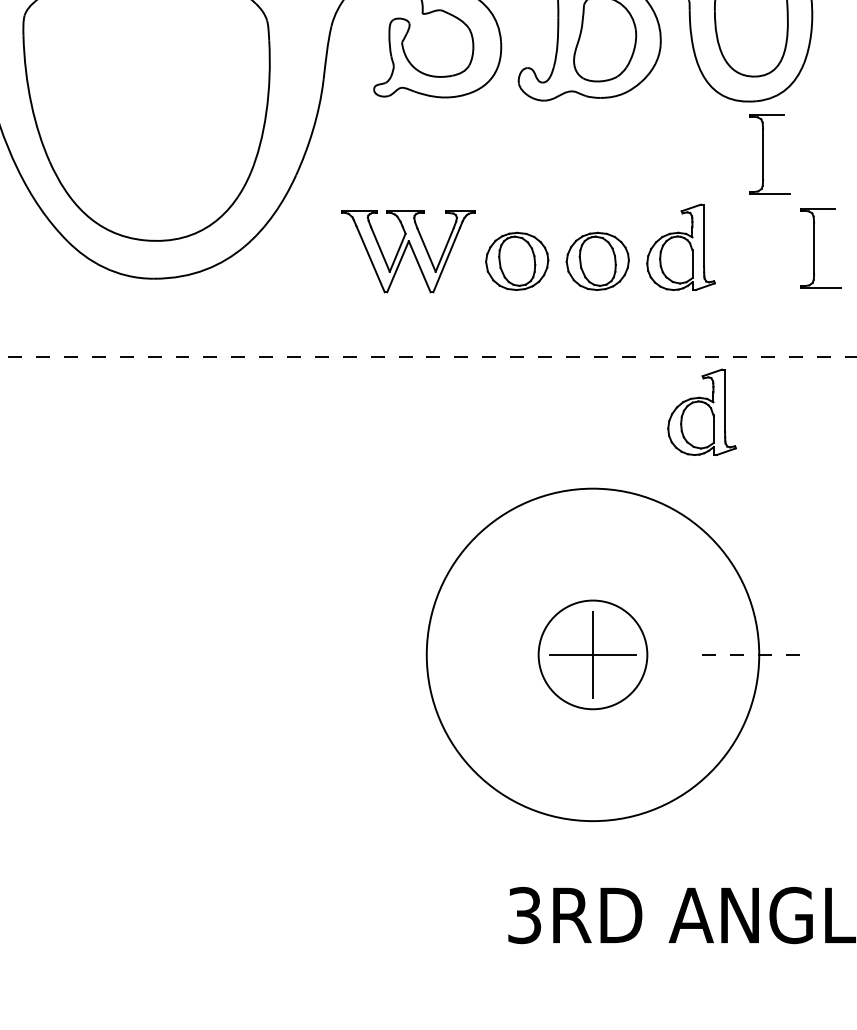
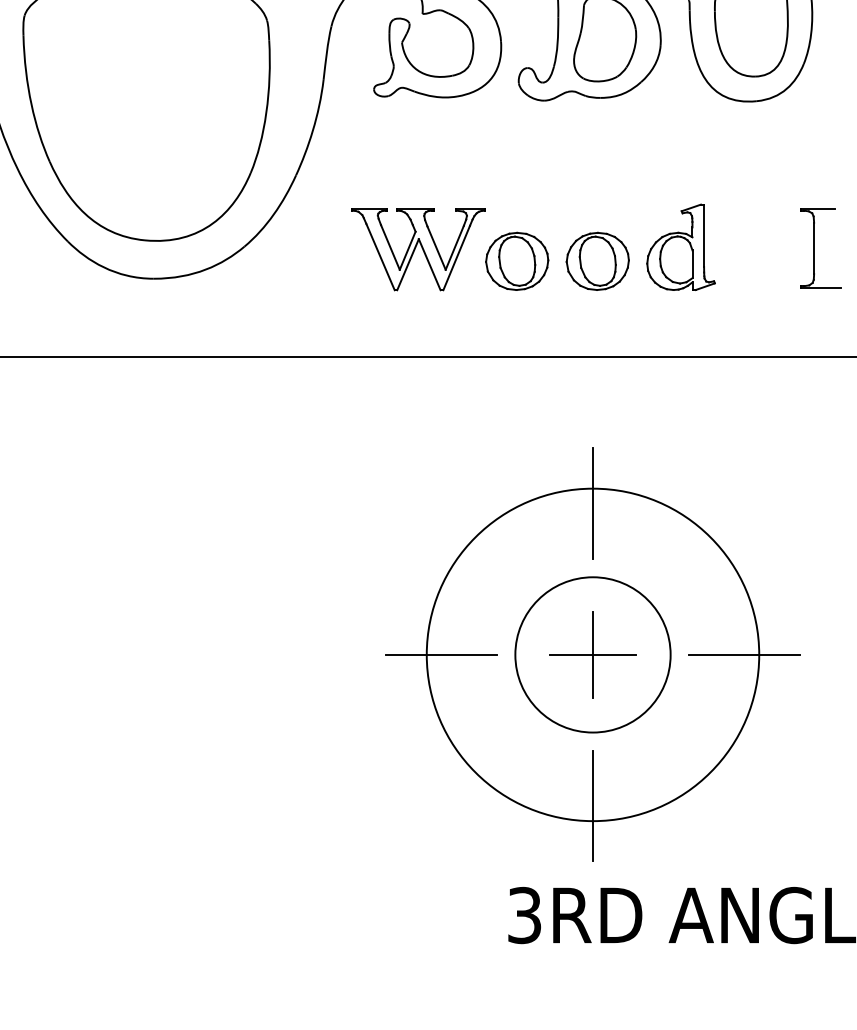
part: present -> none (769, 154)
part position: (408, 251) -> (418, 249) (418, 249)
line: dashed -> solid (428, 357)
part: present -> none (701, 411)
line: none -> present (593, 503)
line: none -> present (441, 654)
circle diameter: 109 px -> 155 px (592, 654)
line: dashed -> solid (743, 654)
line: none -> present (593, 806)
